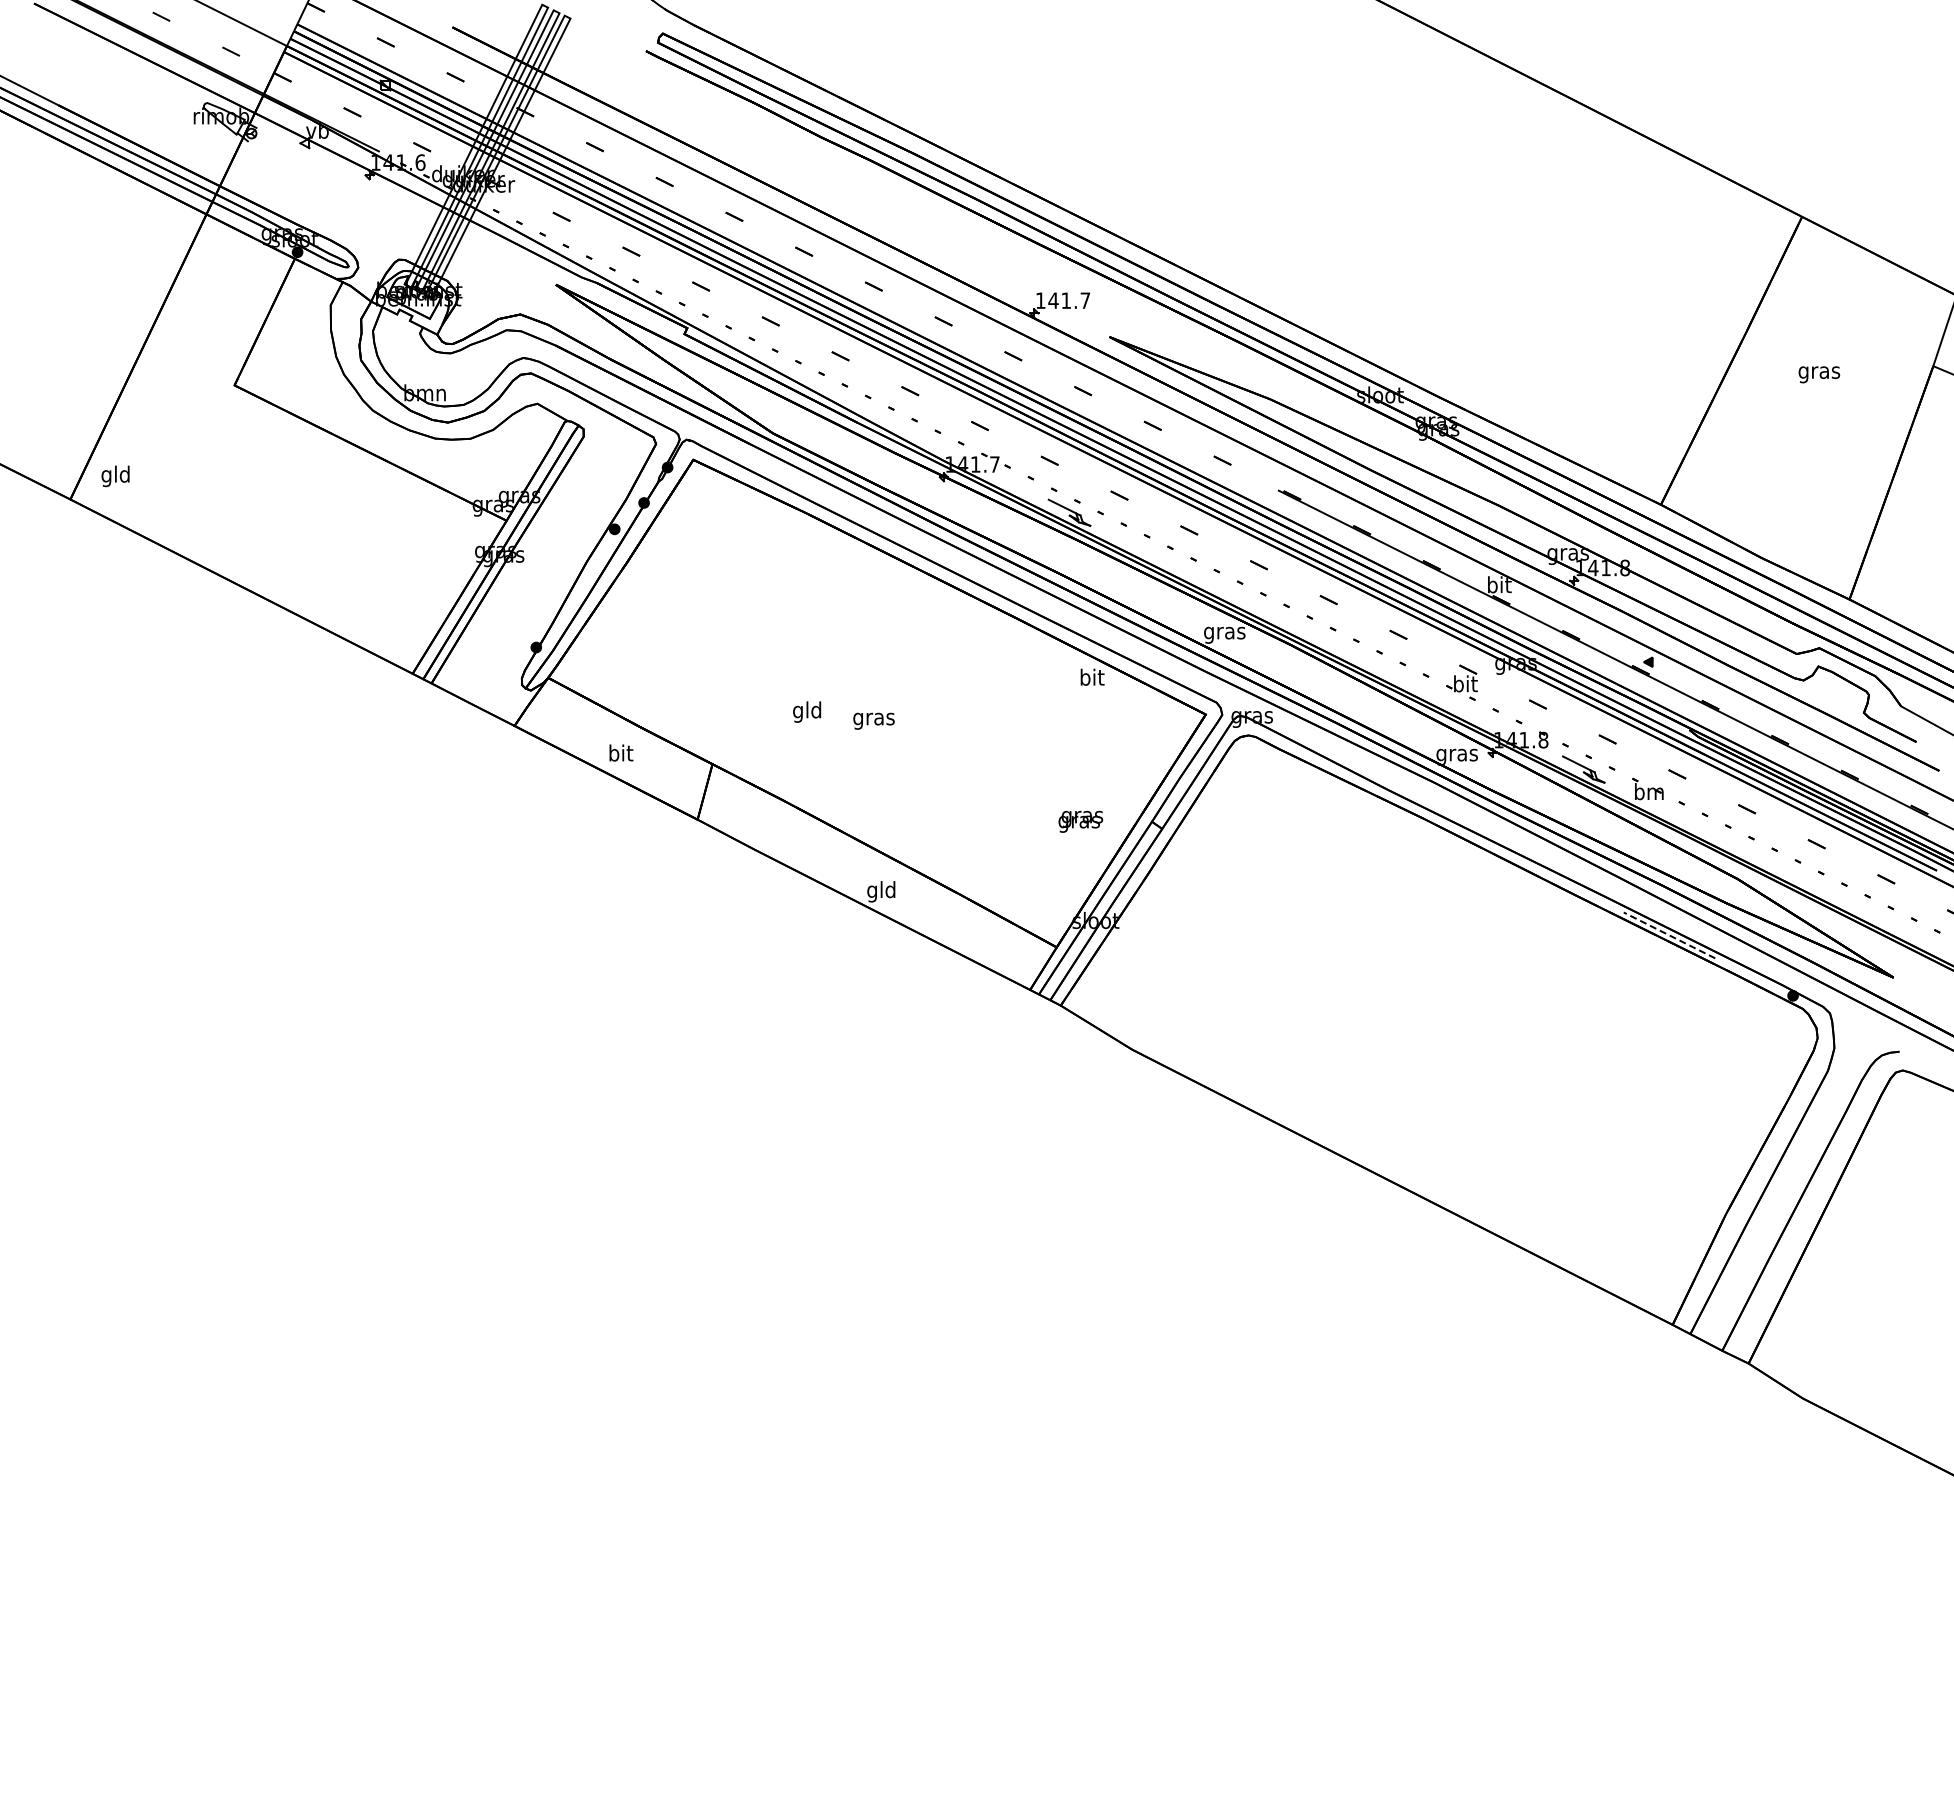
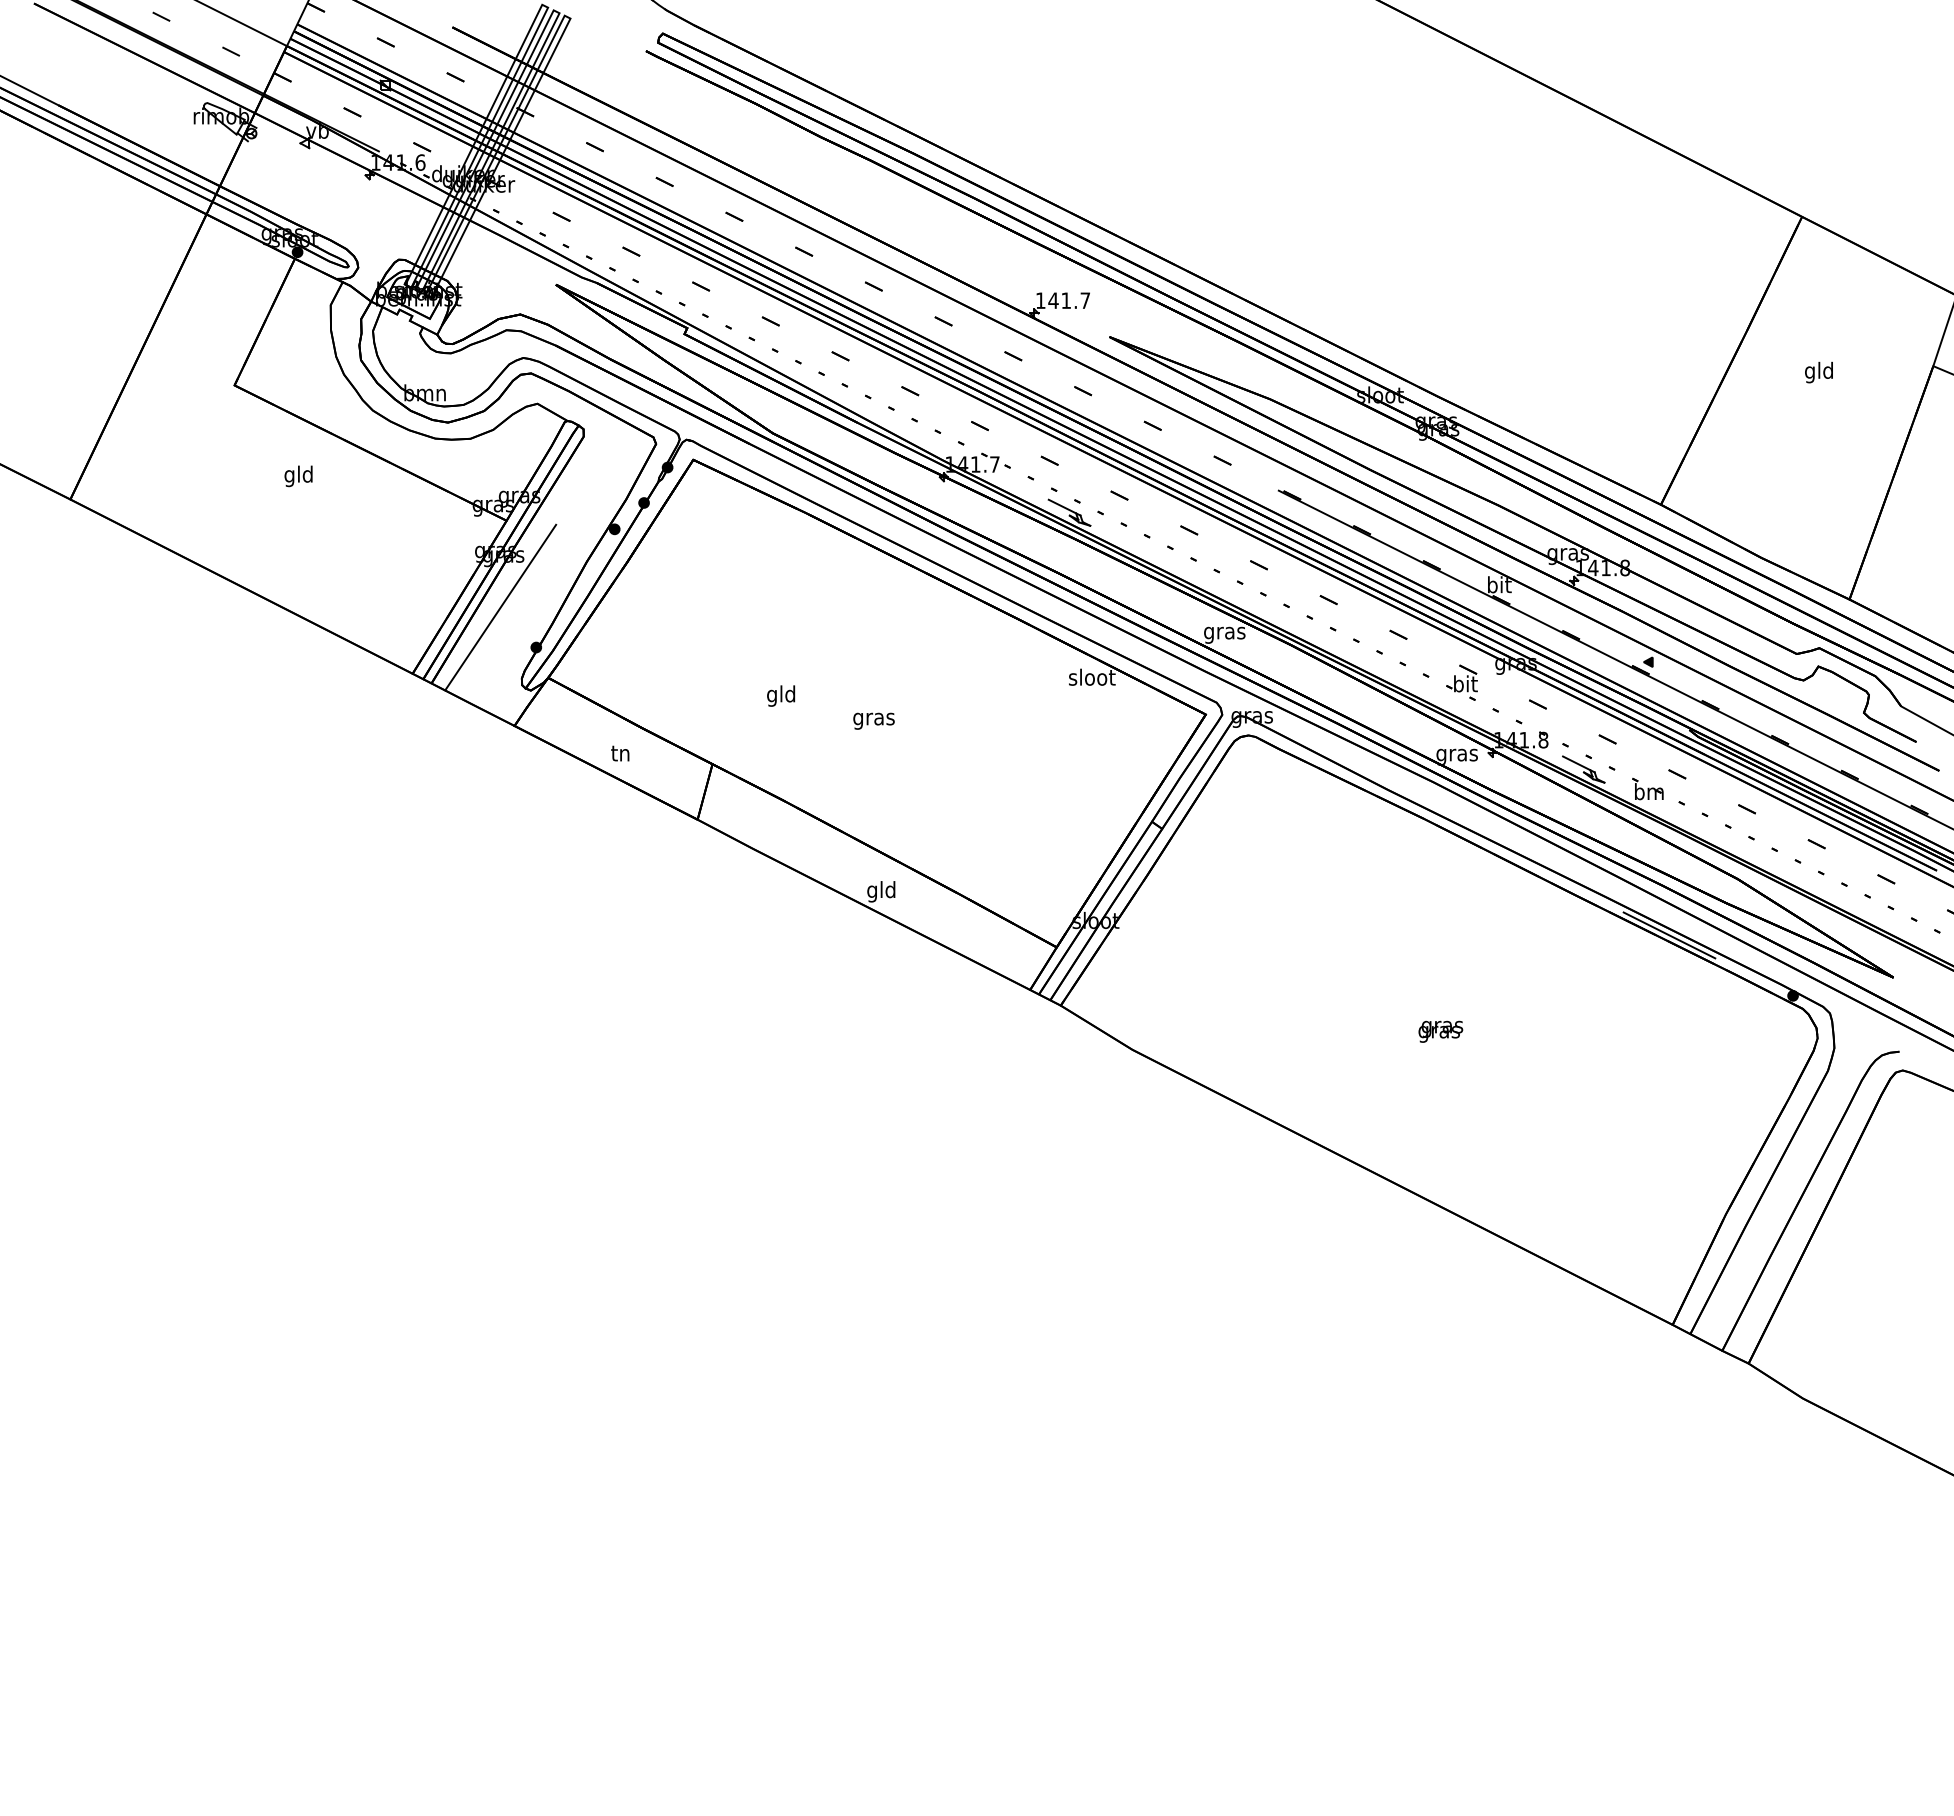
text: gras -> gld (1819, 372)
text position: (115, 476) -> (298, 476) (298, 476)
line: none -> present (500, 607)
text: bit -> sloot (1092, 676)
text position: (807, 711) -> (781, 695) (781, 695)
text: bit -> tn (621, 752)
text position: (1080, 821) -> (1440, 1031) (1440, 1031)
line: dashed -> solid (1669, 935)
